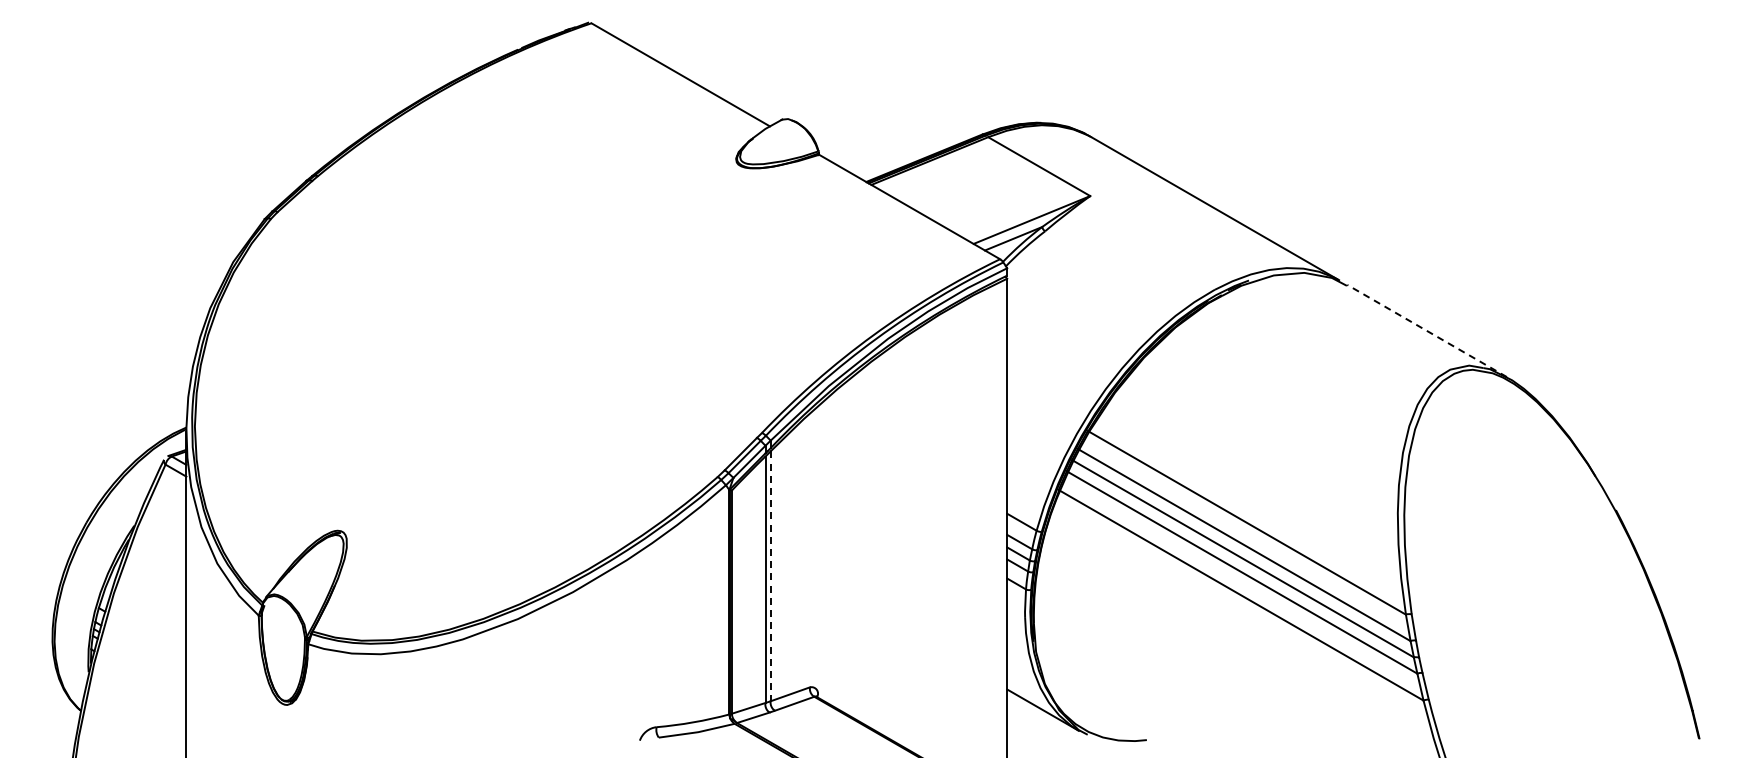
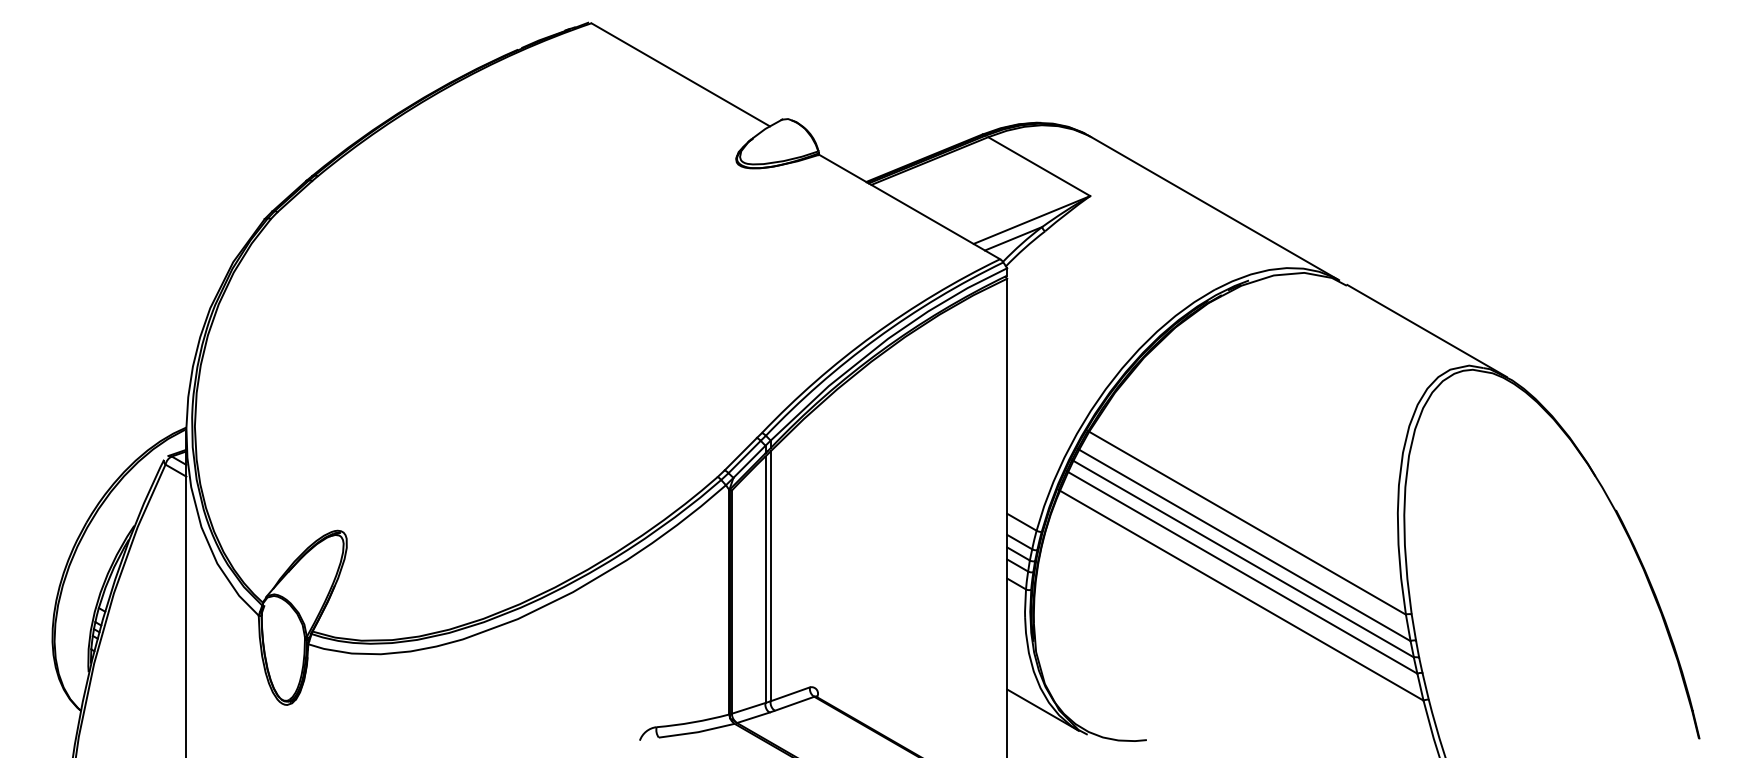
line: dashed -> solid (1426, 330)
line: dashed -> solid (770, 576)
